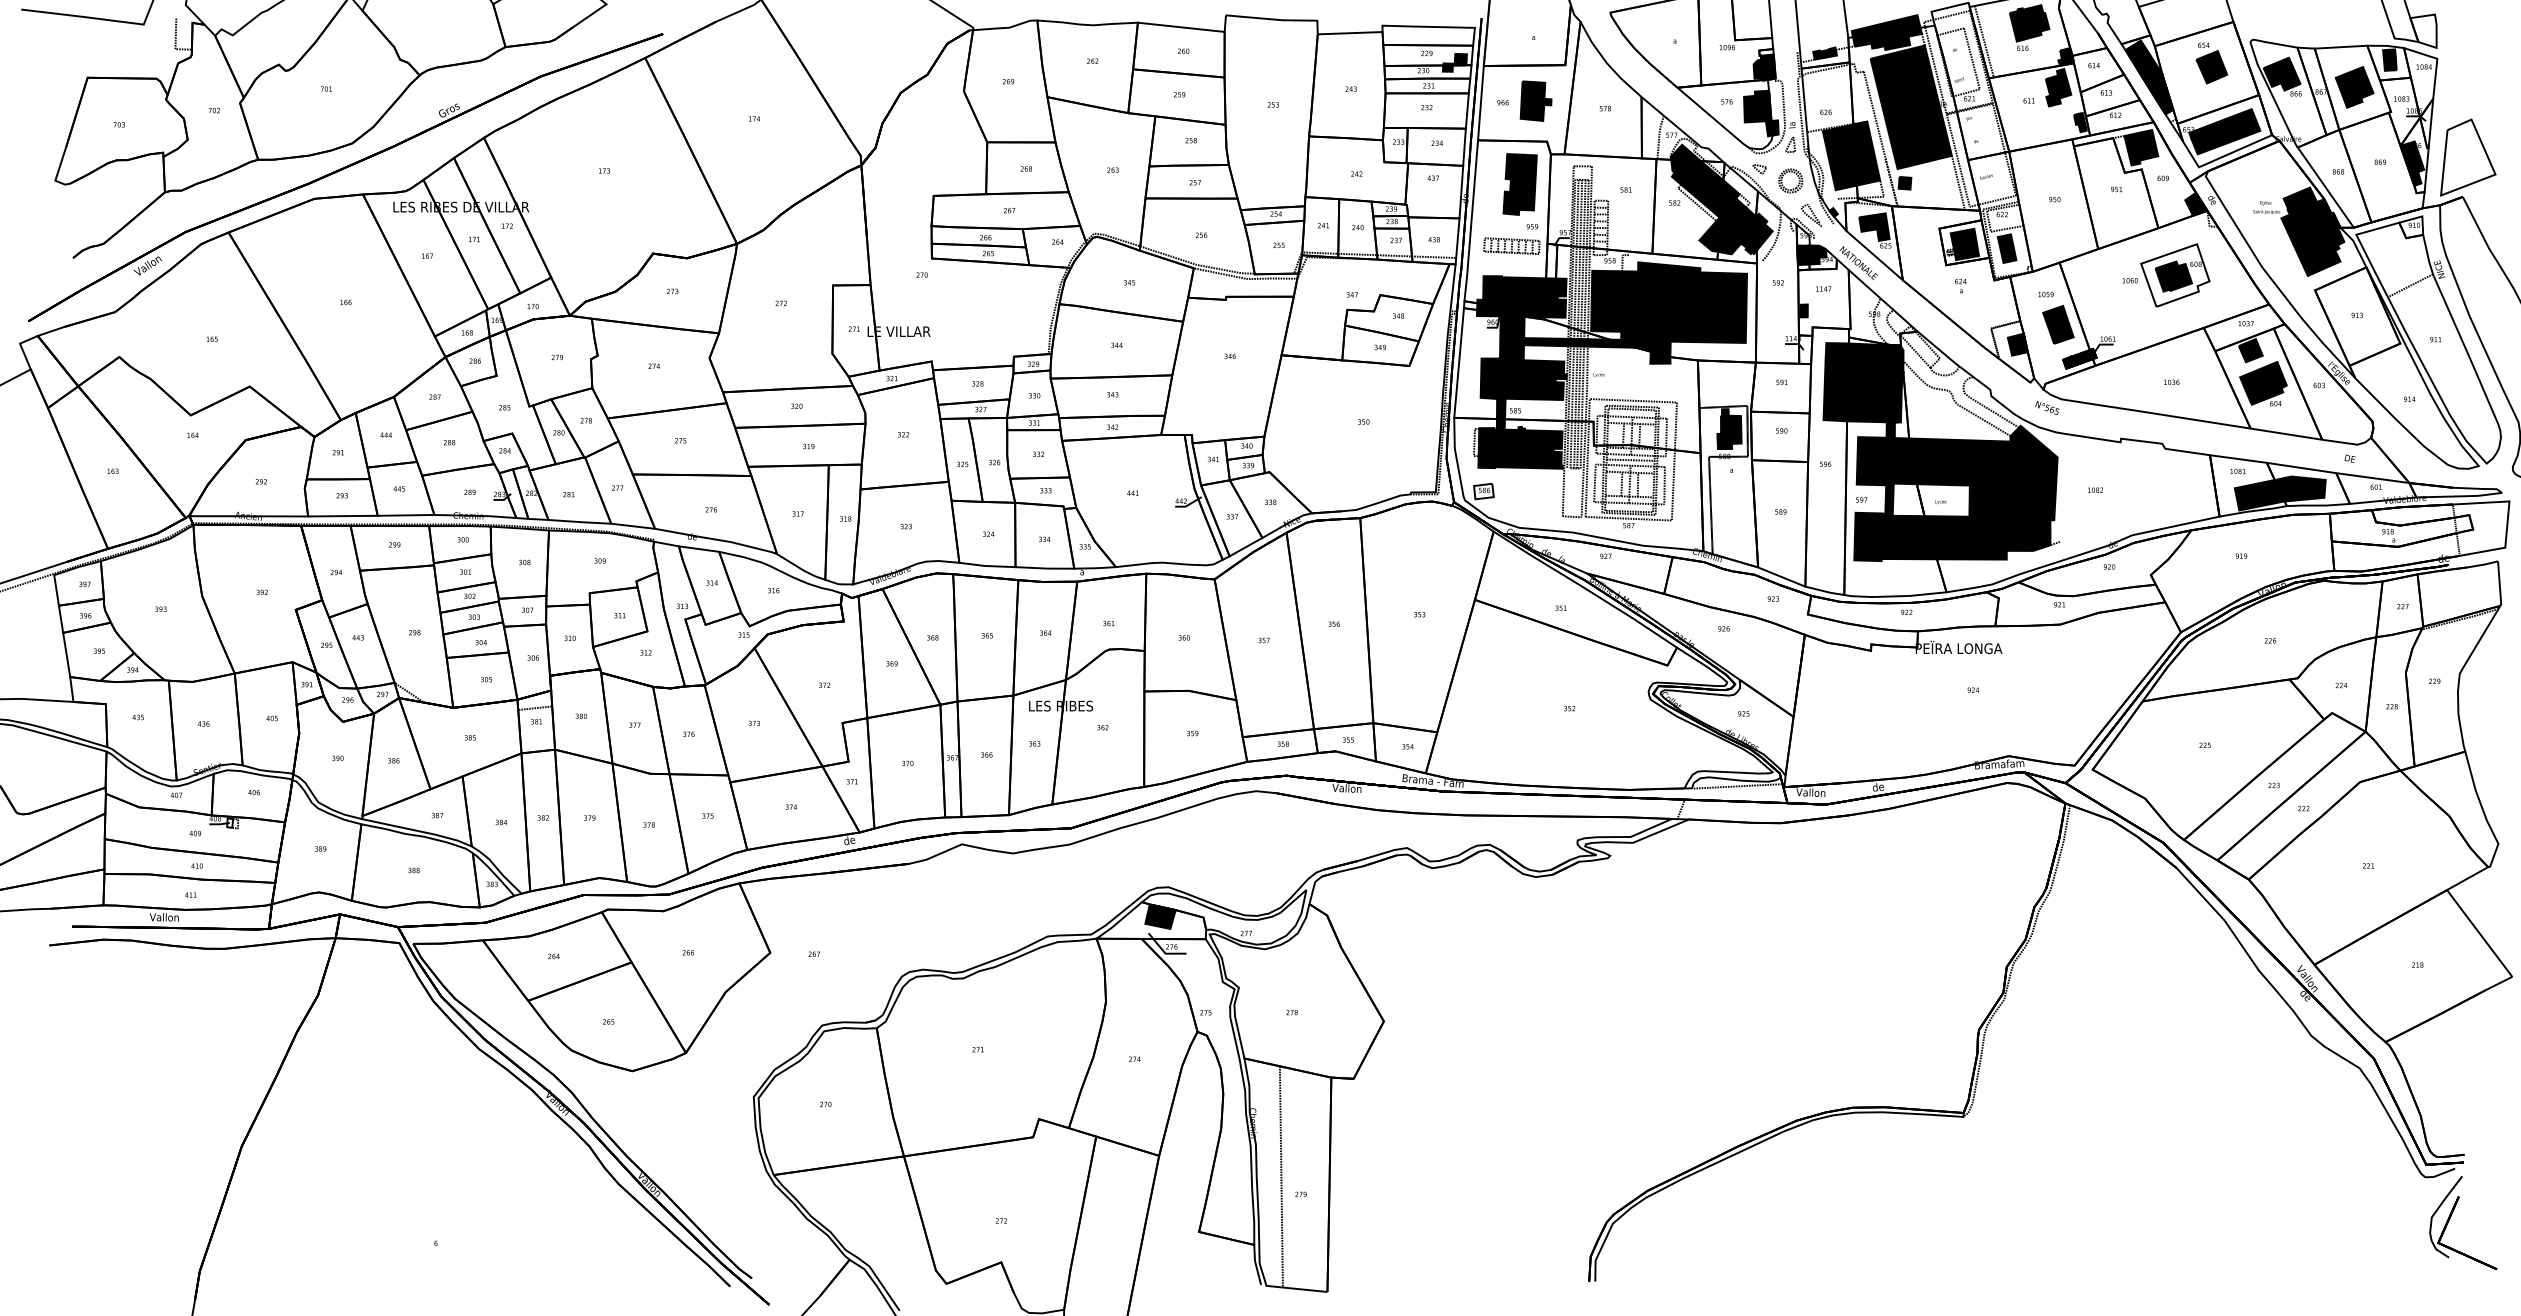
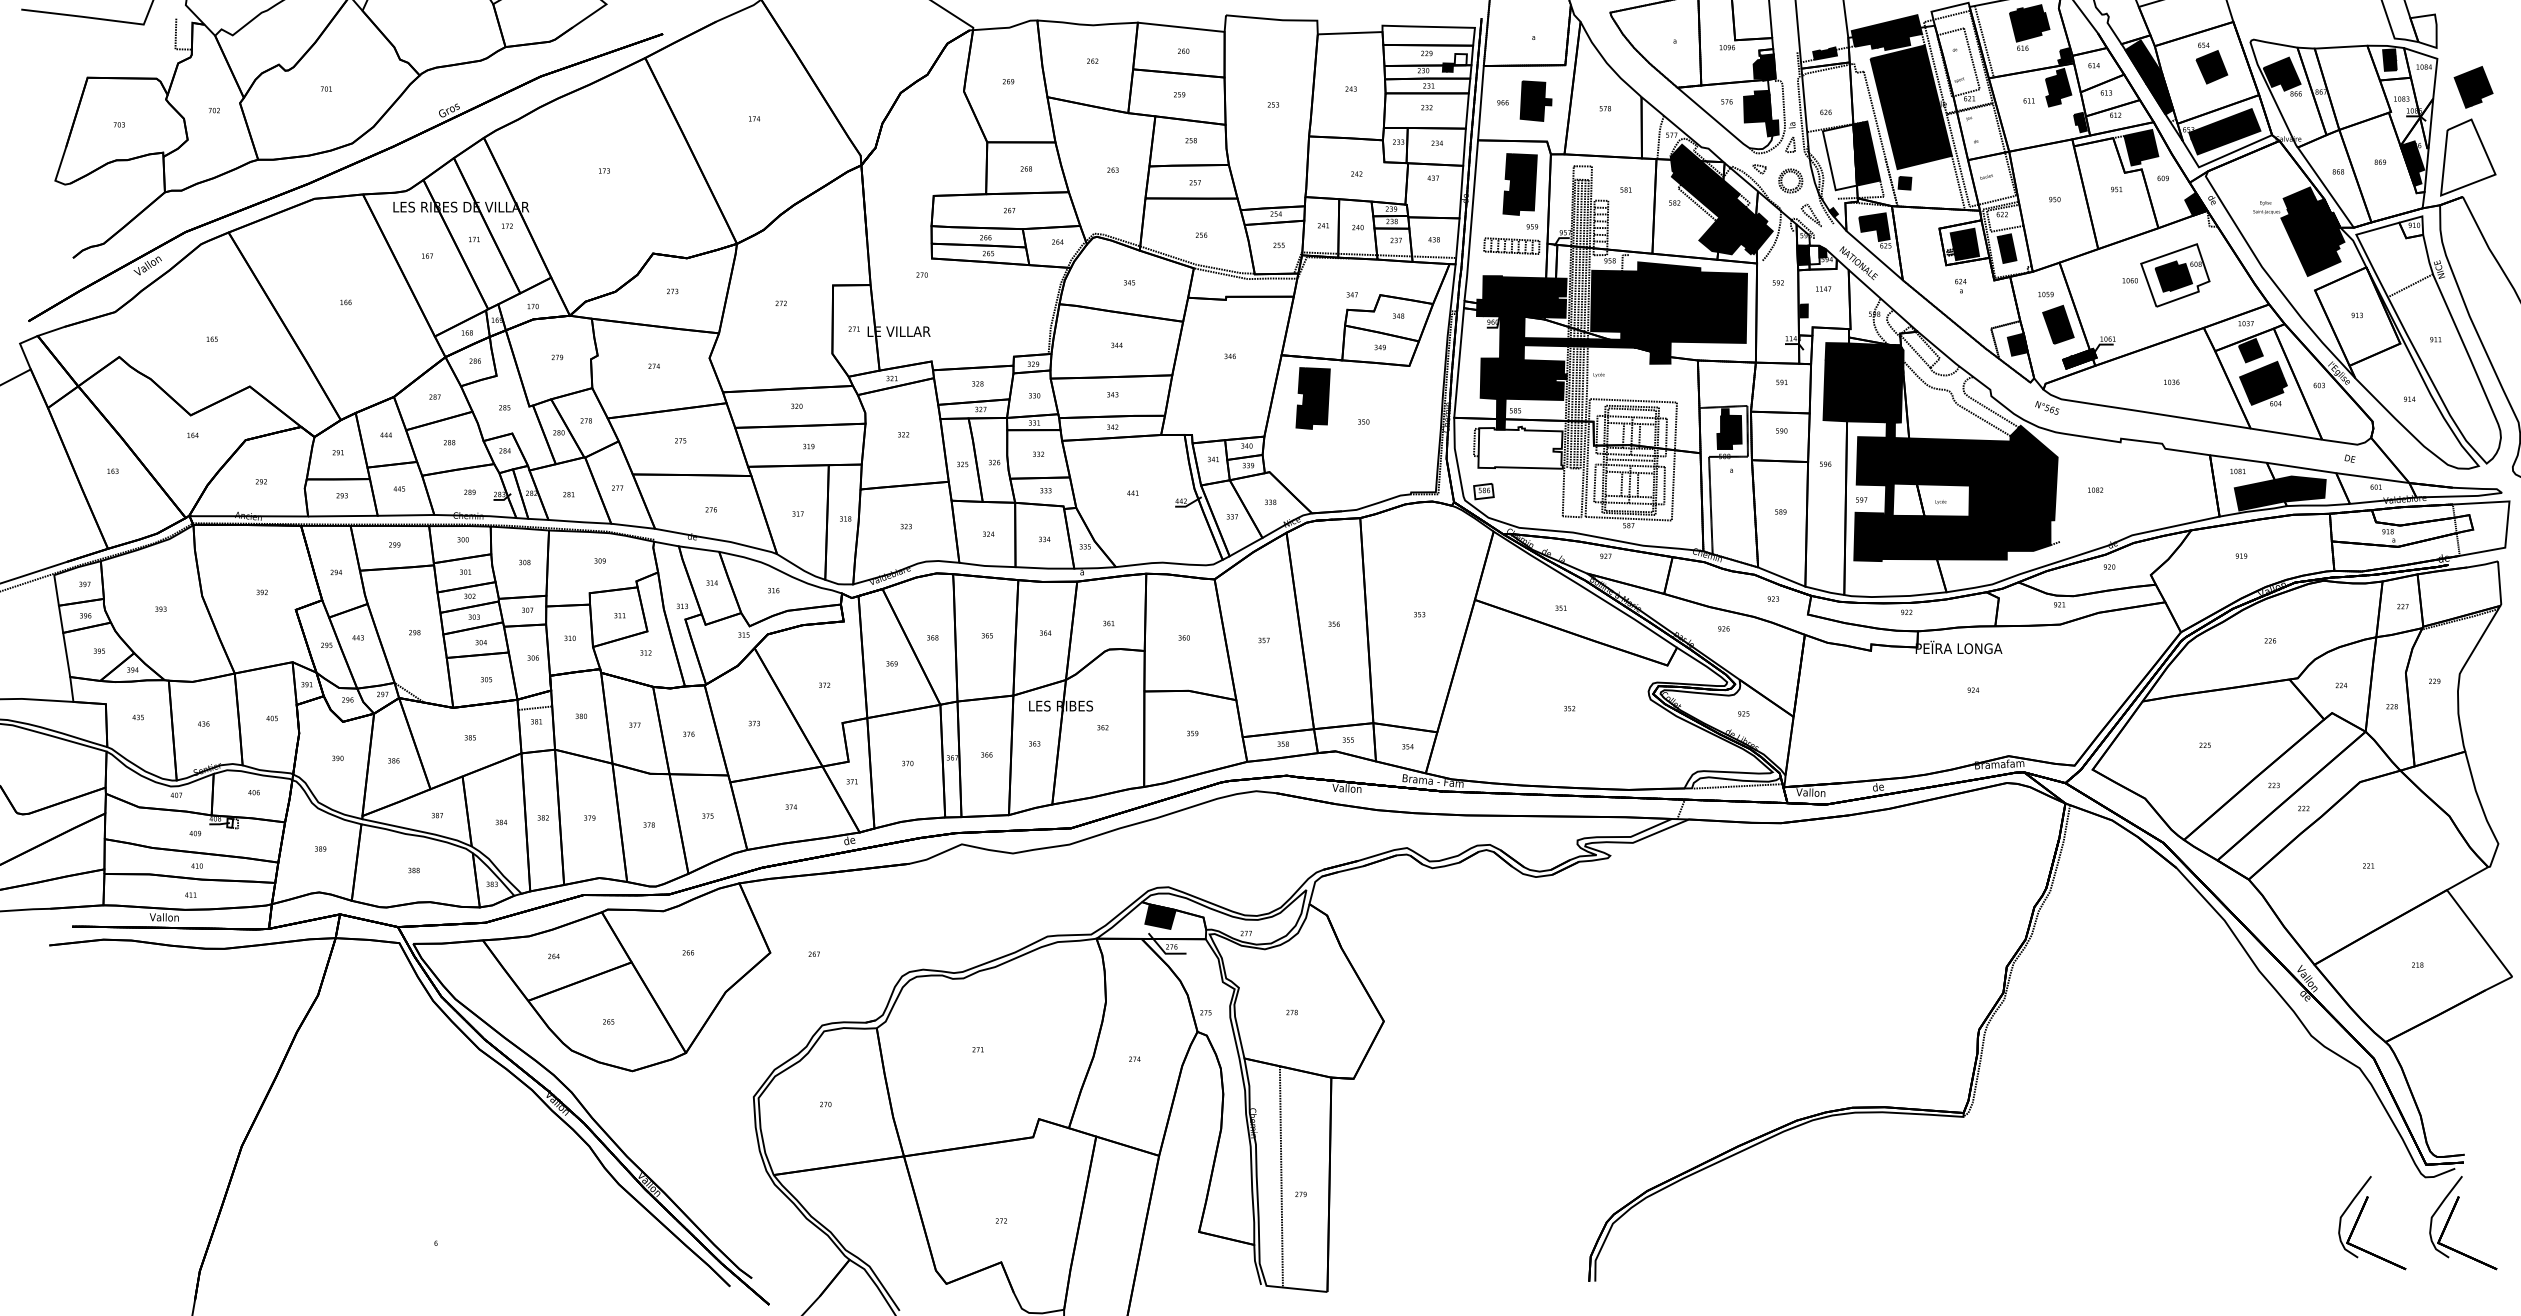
fill: present -> none (1460, 59)
part position: (2354, 87) -> (2473, 87) (2473, 87)
fill: present -> none (1839, 157)
fill: present -> none (1813, 254)
part: none -> present (1312, 398)
fill: present -> none (1520, 447)
part: none -> present (2360, 1216)
